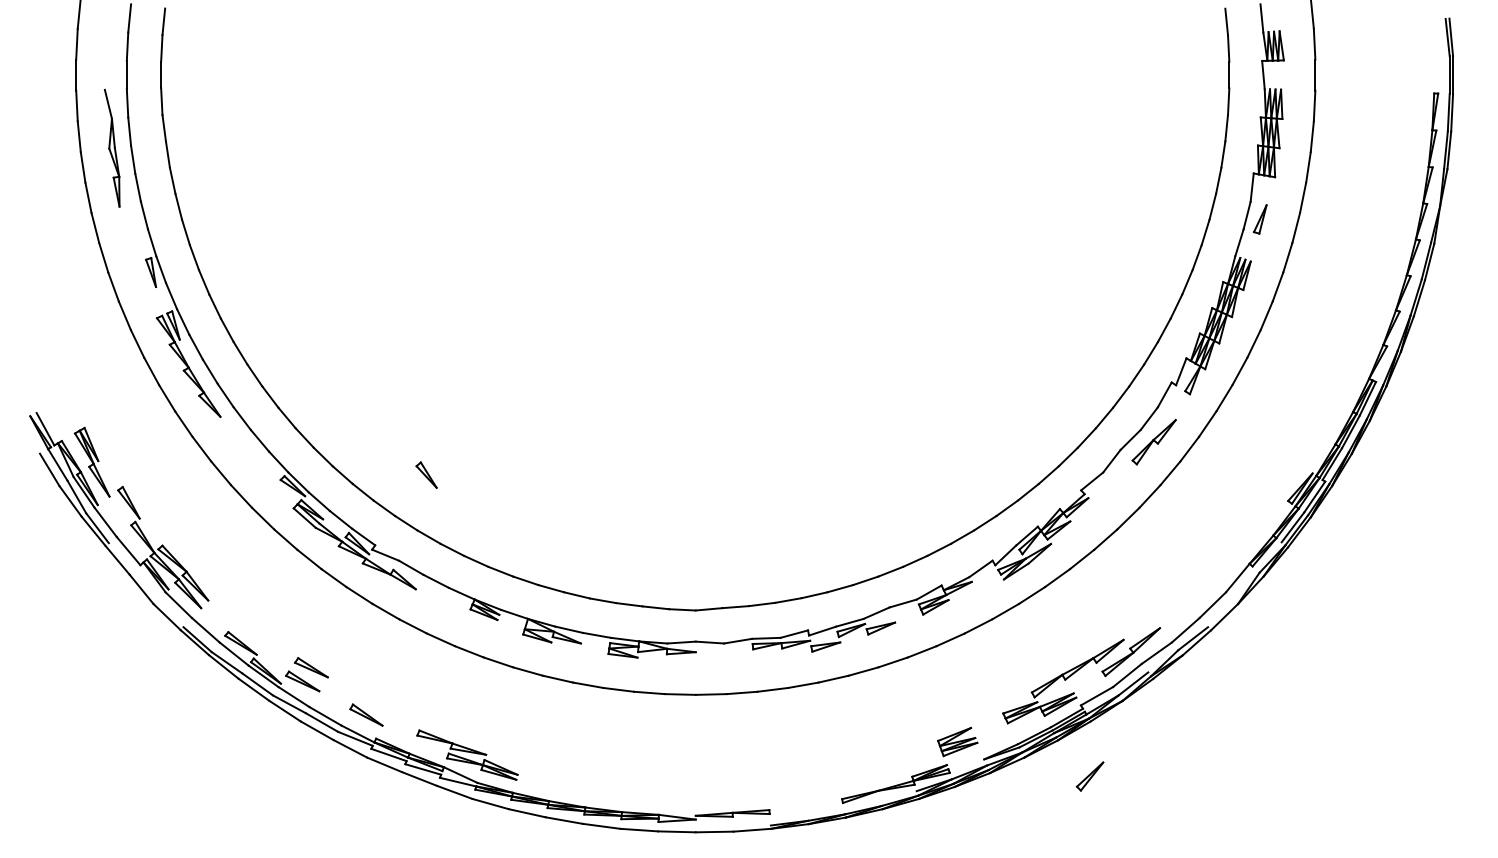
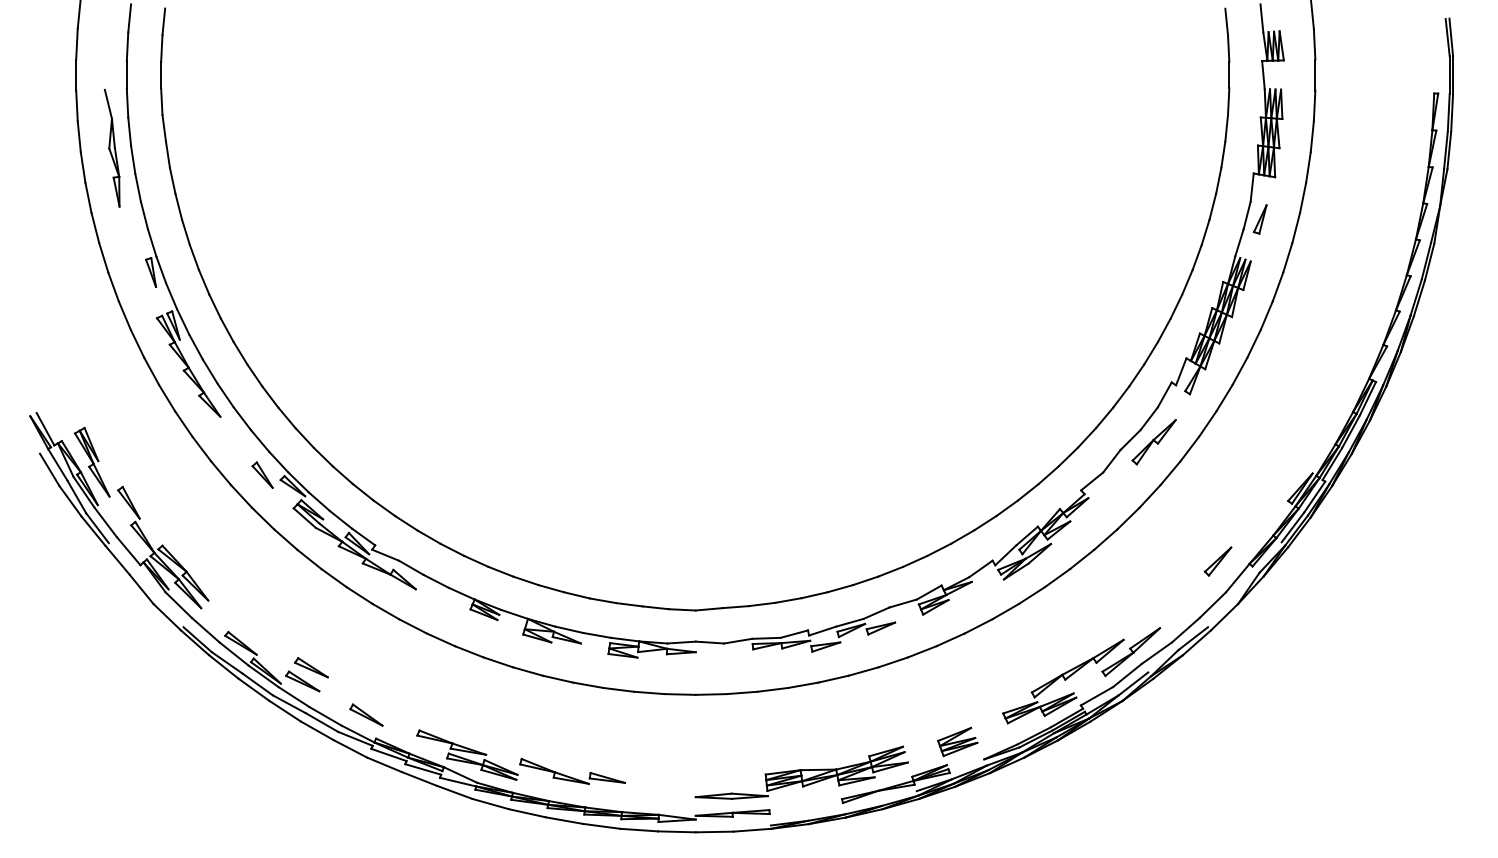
part position: (426, 474) -> (262, 474) (262, 474)
part: none -> present (801, 772)
part: none -> present (570, 776)
part position: (1089, 776) -> (1217, 561) (1217, 561)
